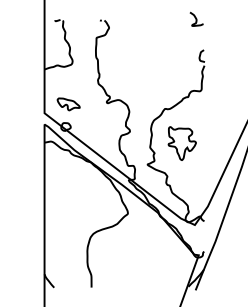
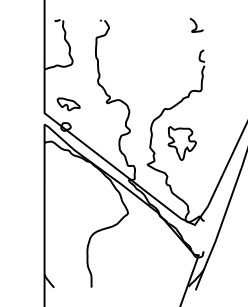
curve position: (196, 18) -> (196, 24) (196, 24)
